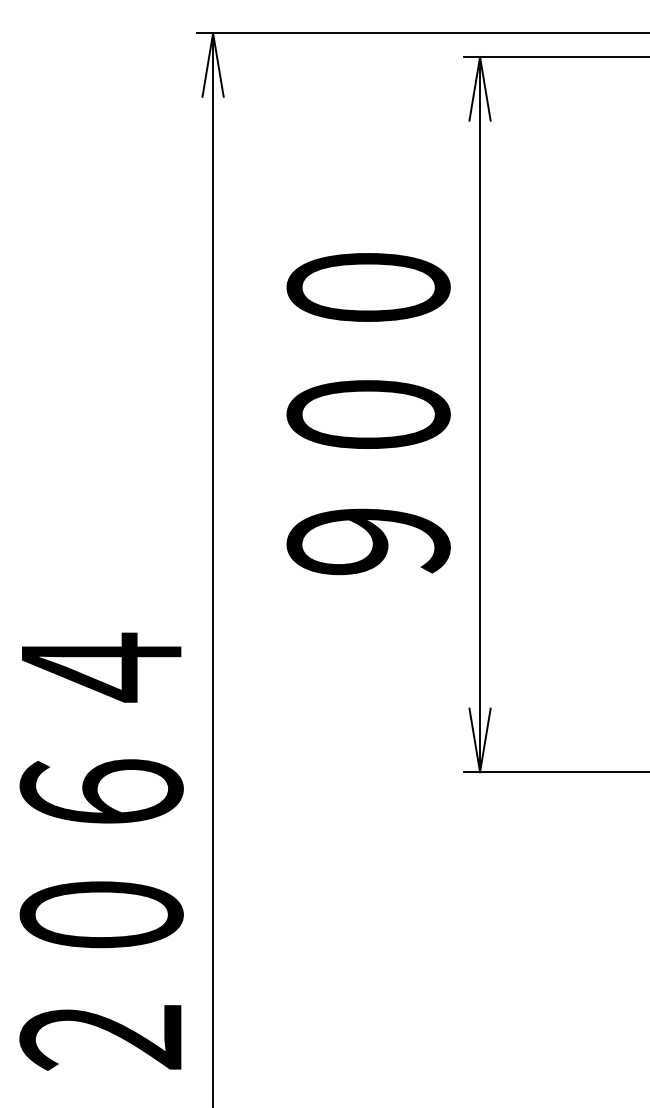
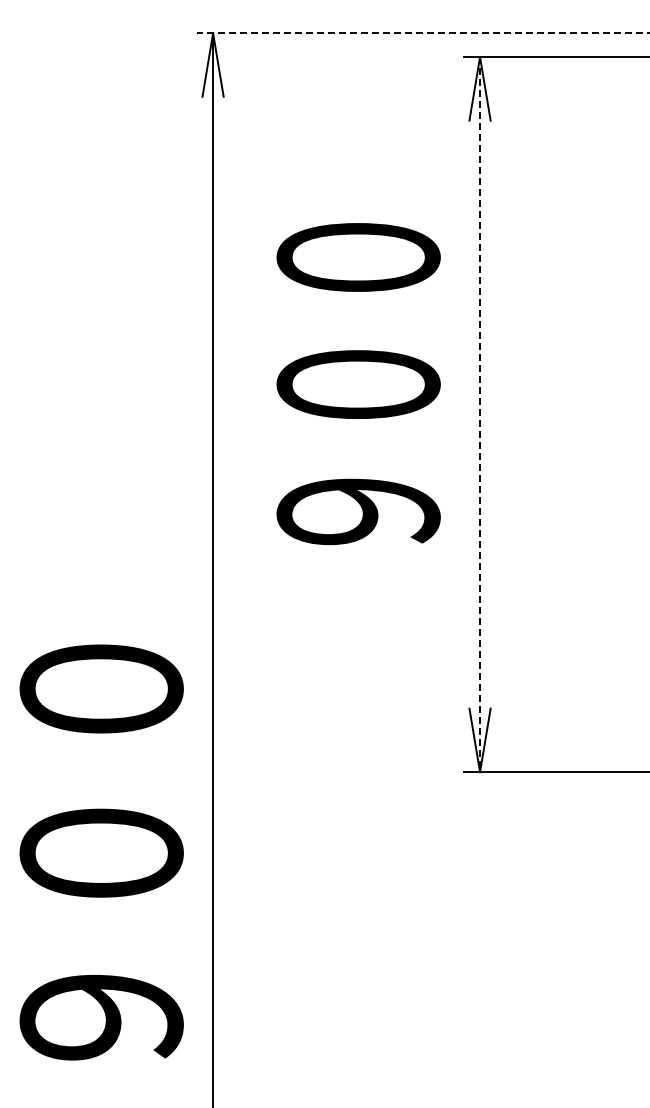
line: solid -> dashed (422, 33)
text position: (368, 414) -> (358, 384) (358, 384)
line: solid -> dashed (480, 414)
text: ２０６４ -> ９００ (101, 851)
